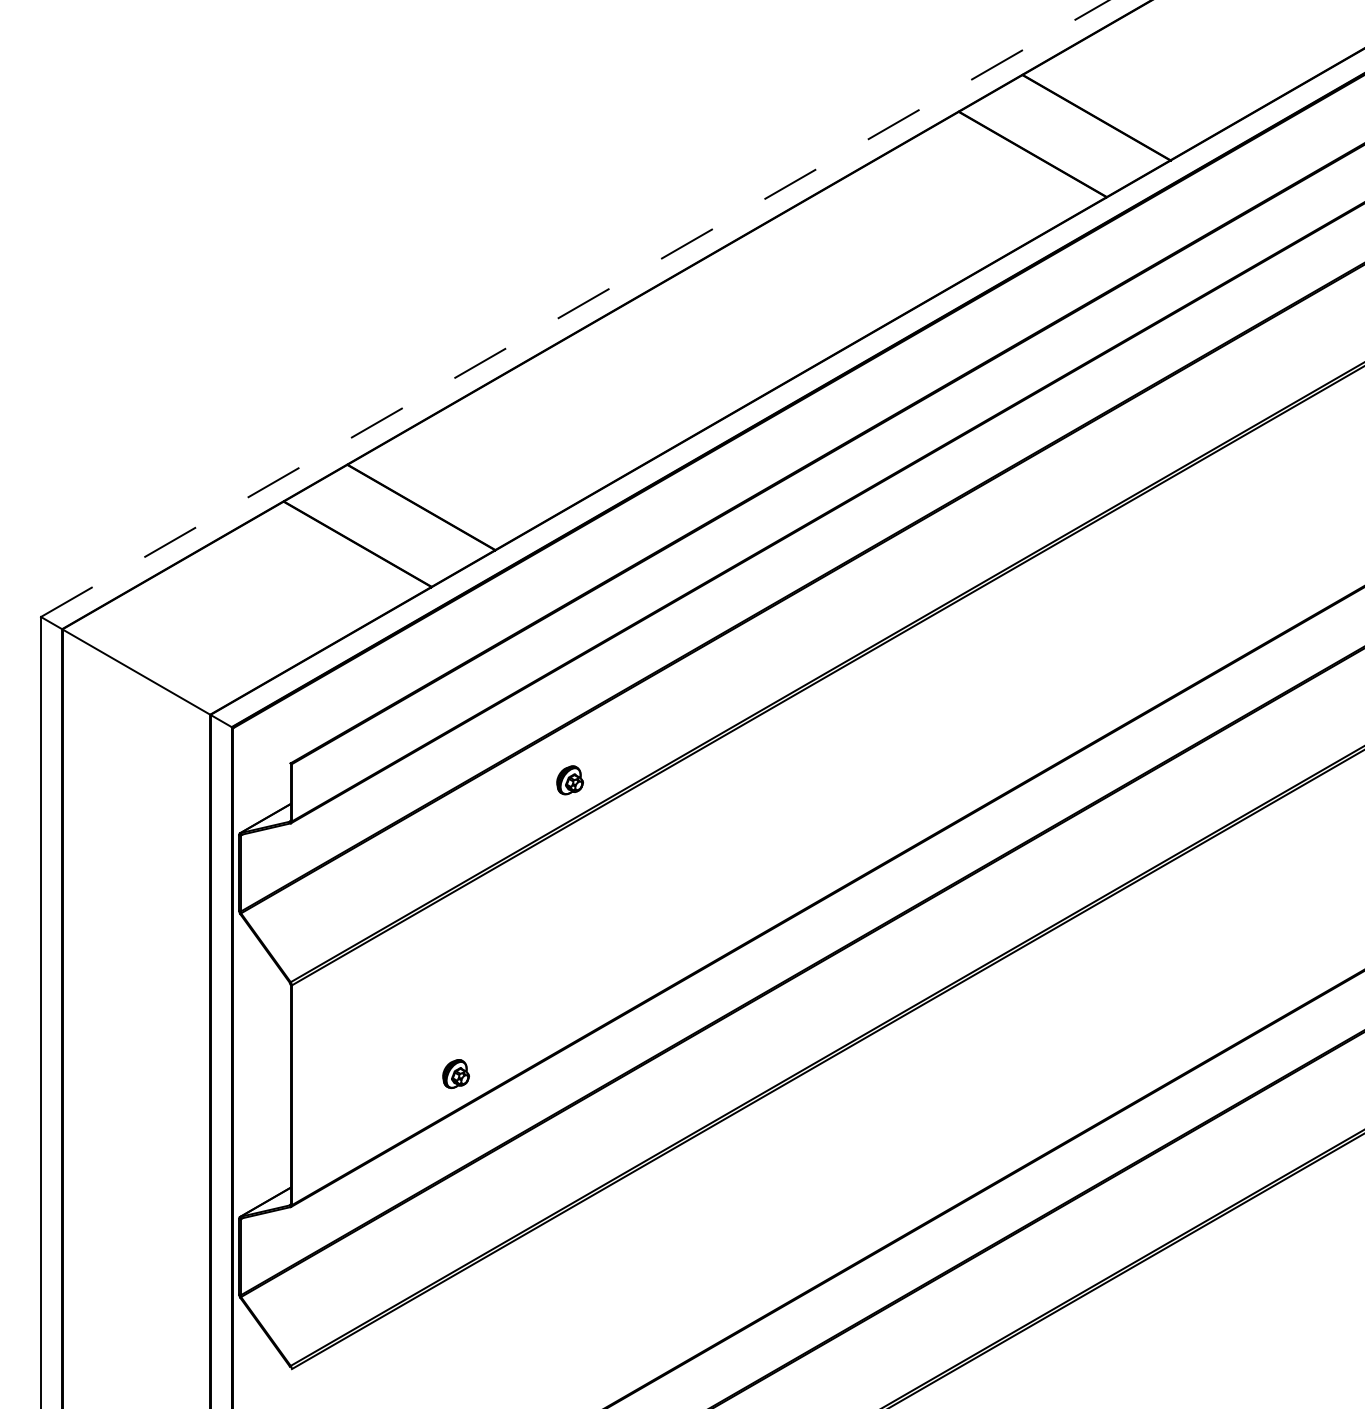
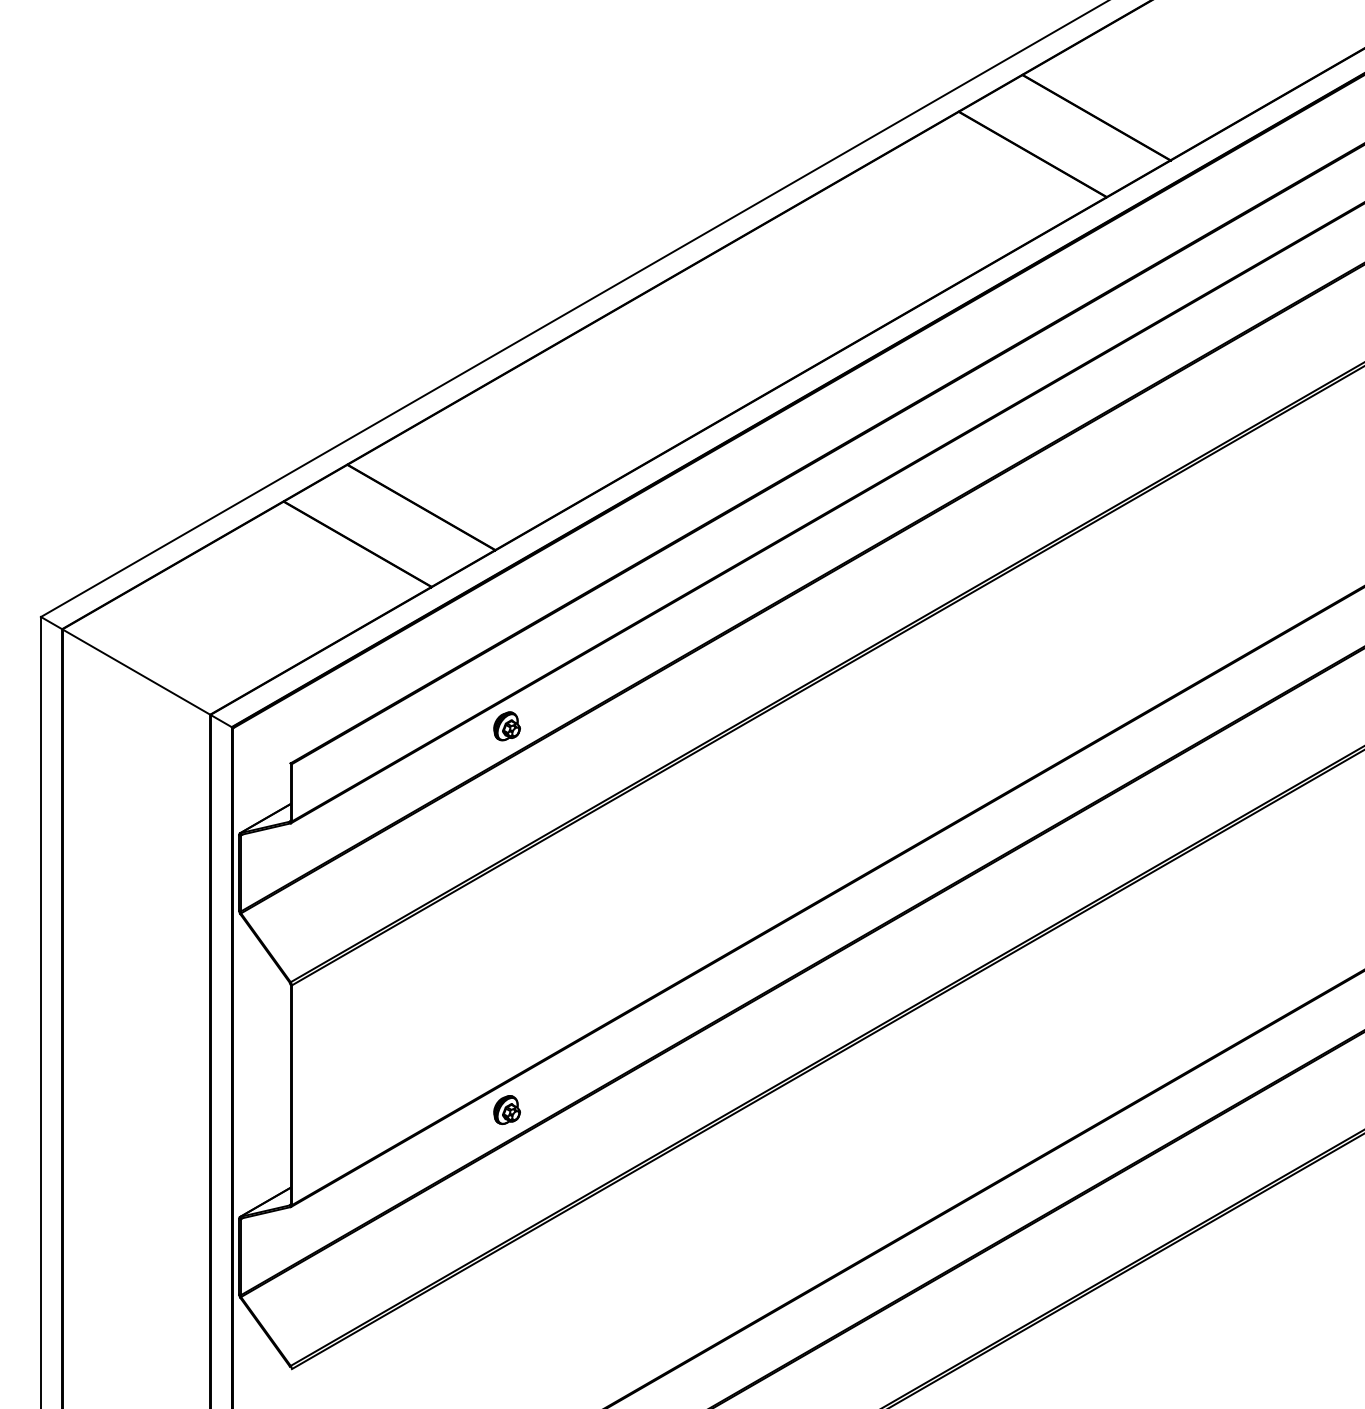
line: dashed -> solid (575, 308)
part position: (569, 780) -> (506, 726) (506, 726)
part position: (455, 1073) -> (506, 1109) (506, 1109)
